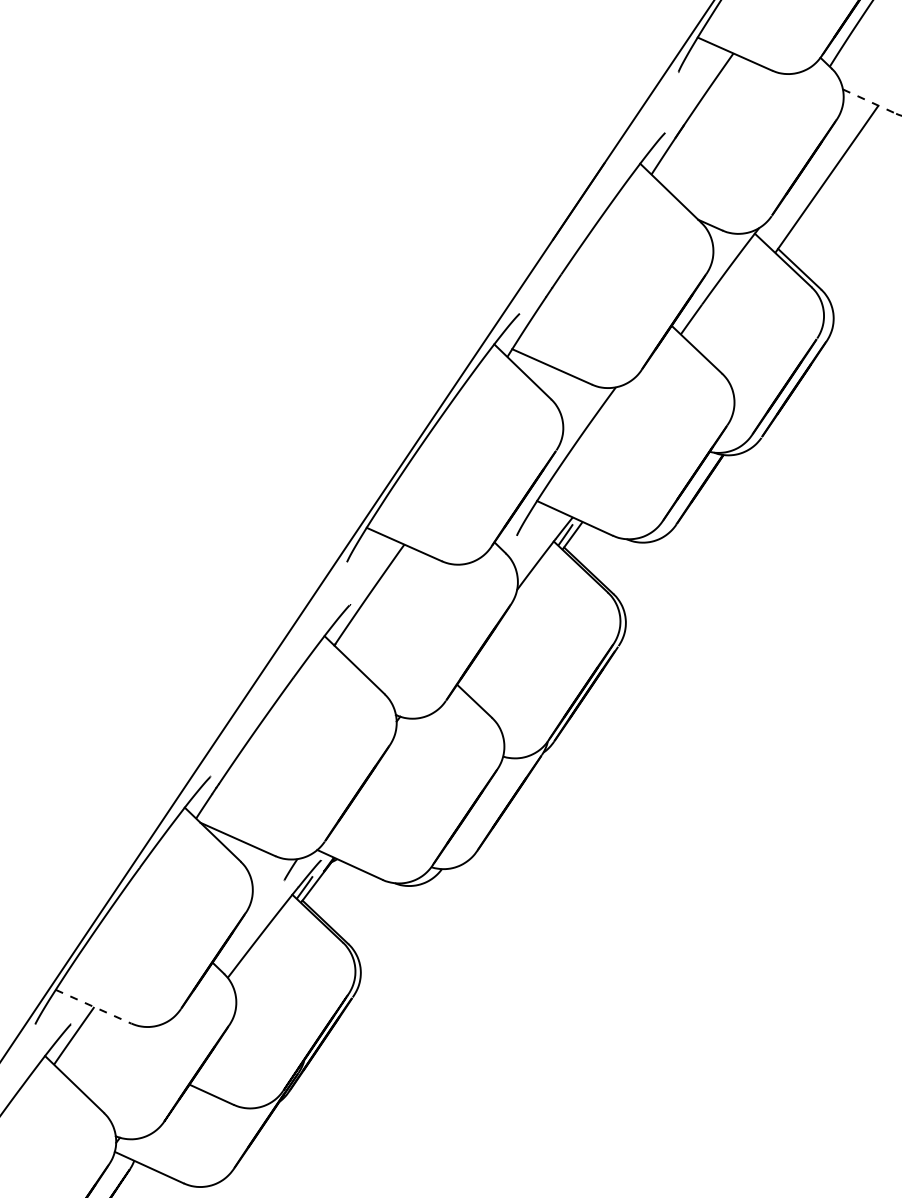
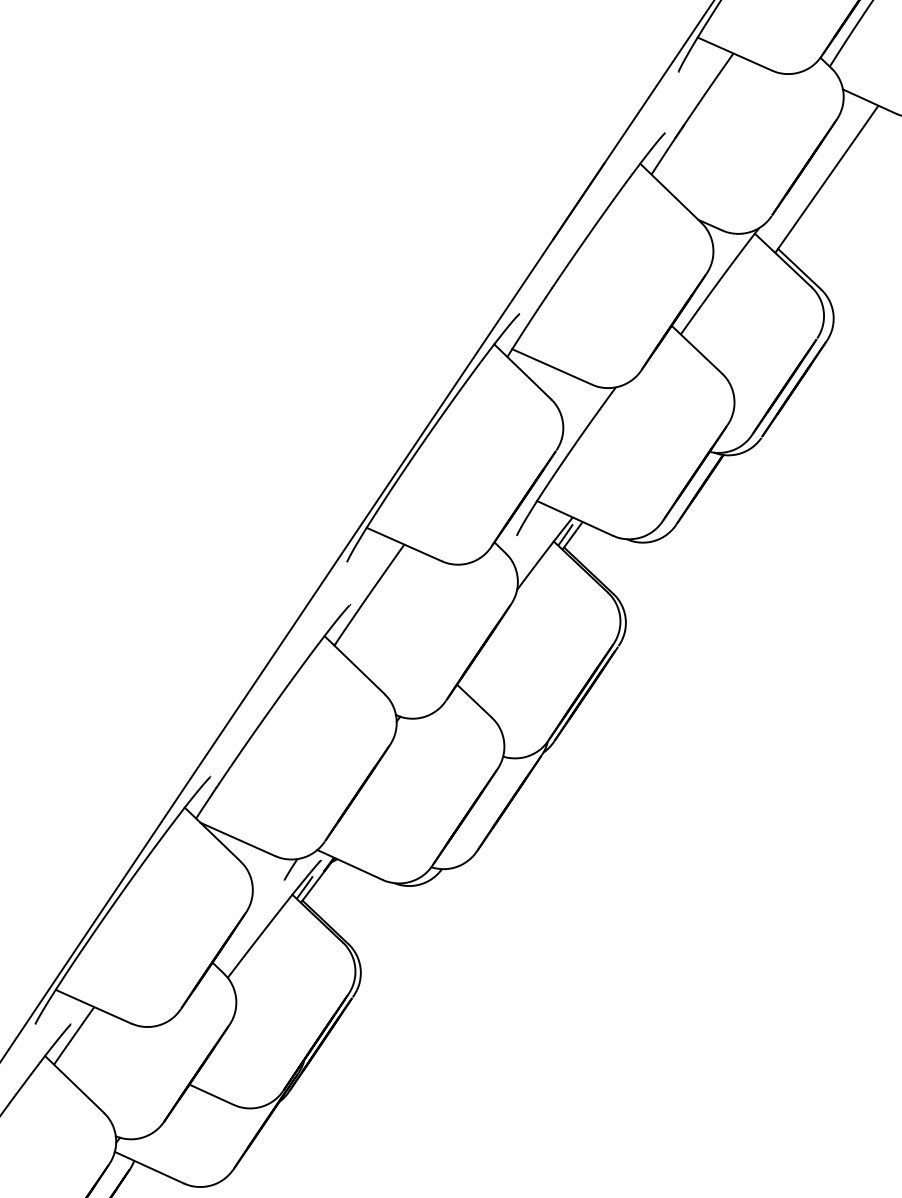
line: dashed -> solid (870, 101)
line: dashed -> solid (93, 1006)
